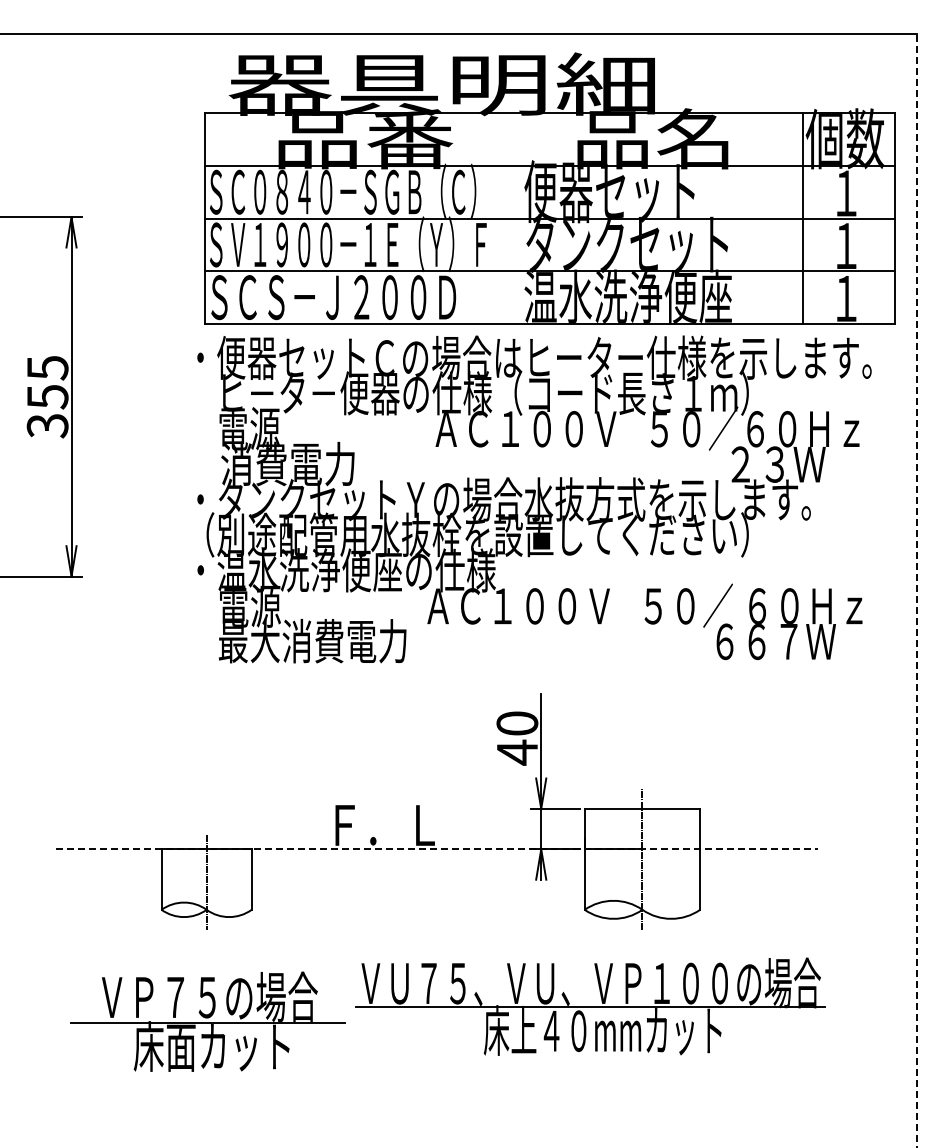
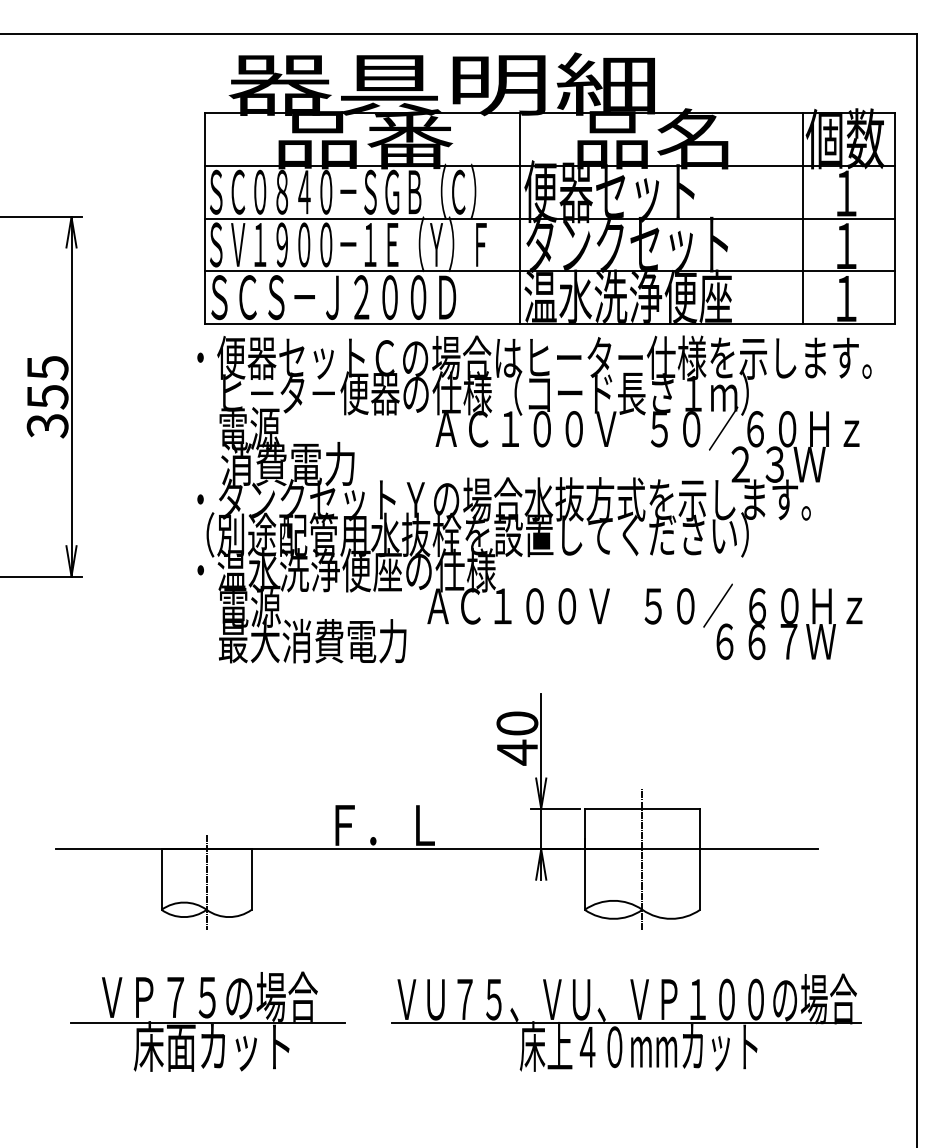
line: none -> present (519, 218)
line: dashed -> solid (916, 590)
line: dashed -> solid (436, 849)
part position: (590, 1006) -> (626, 1022) (626, 1022)
